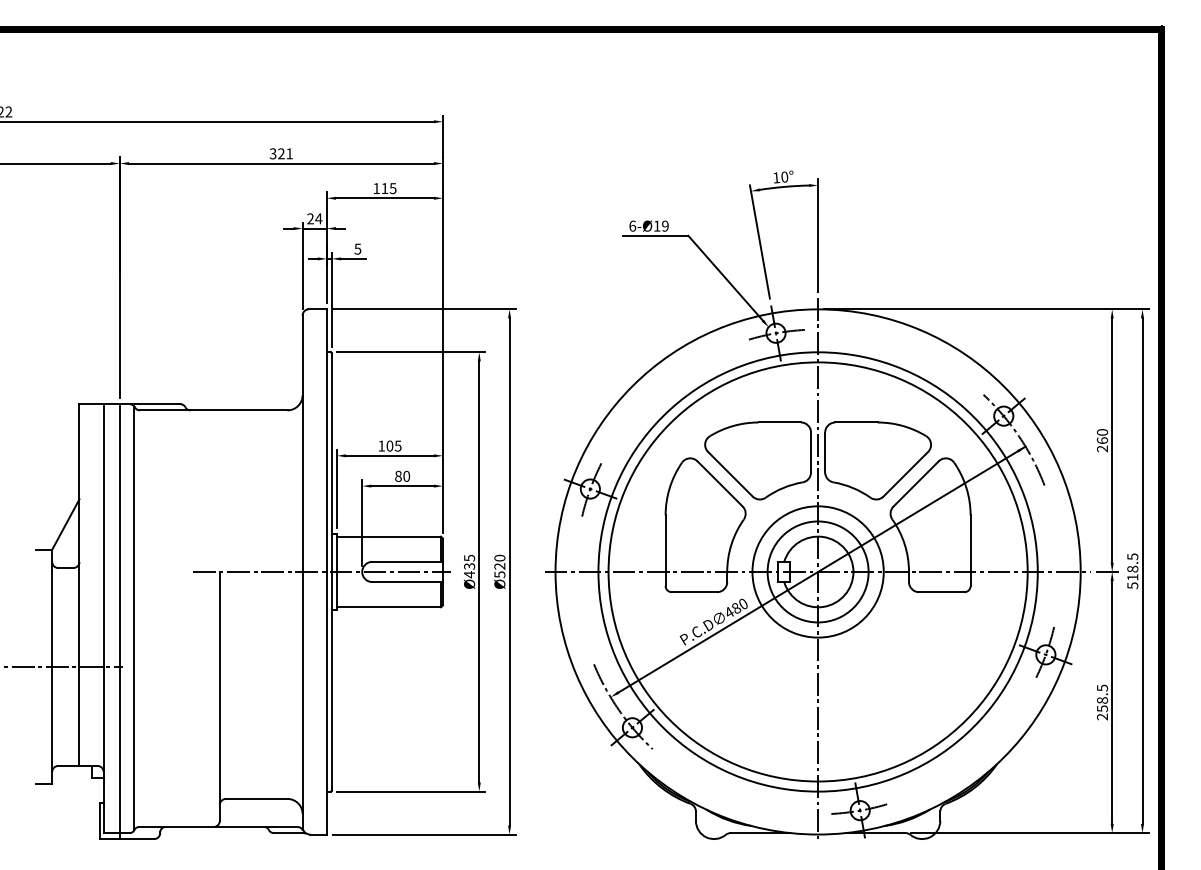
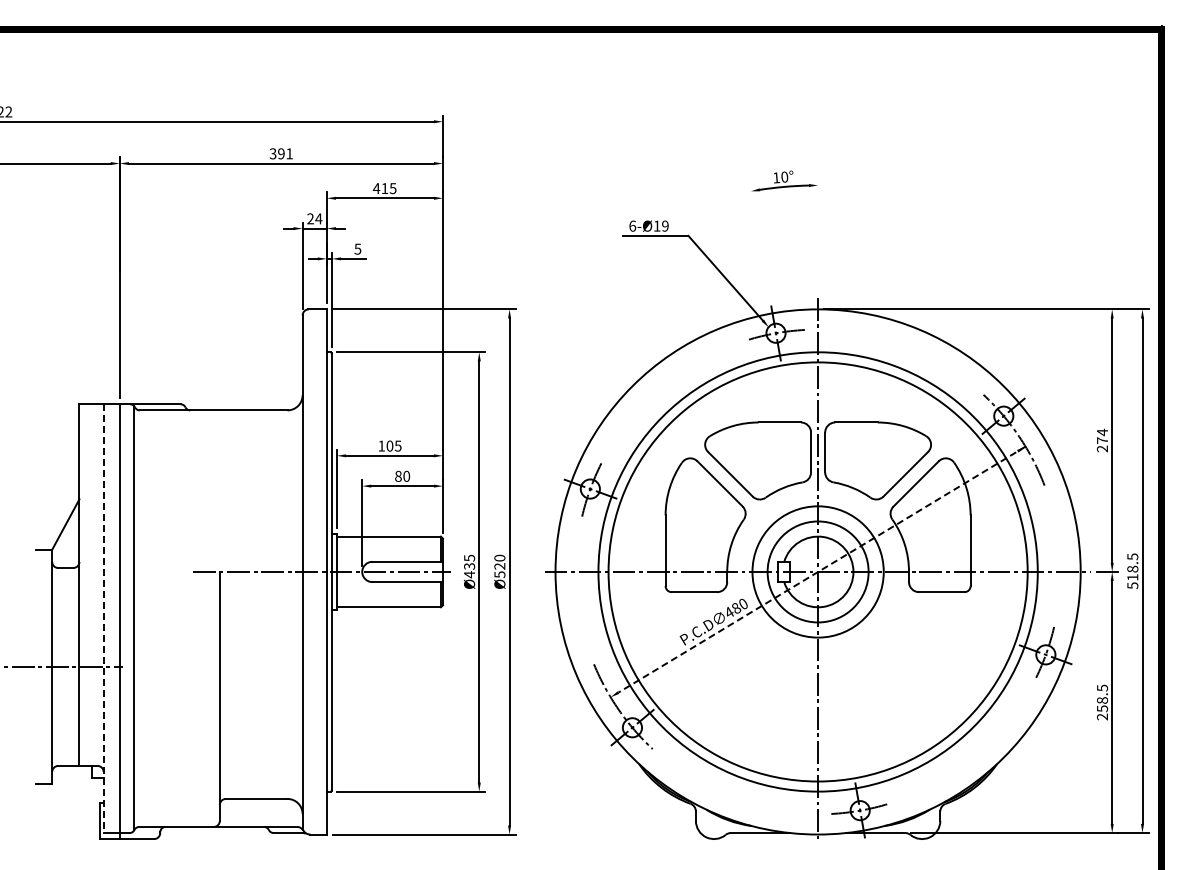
text: 321 -> 391 (281, 154)
text: 115 -> 415 (376, 188)
line: present -> none (818, 235)
line: present -> none (759, 241)
text: 260 -> 274 (1102, 435)
line: solid -> dashed (822, 569)
line: solid -> dashed (103, 619)
